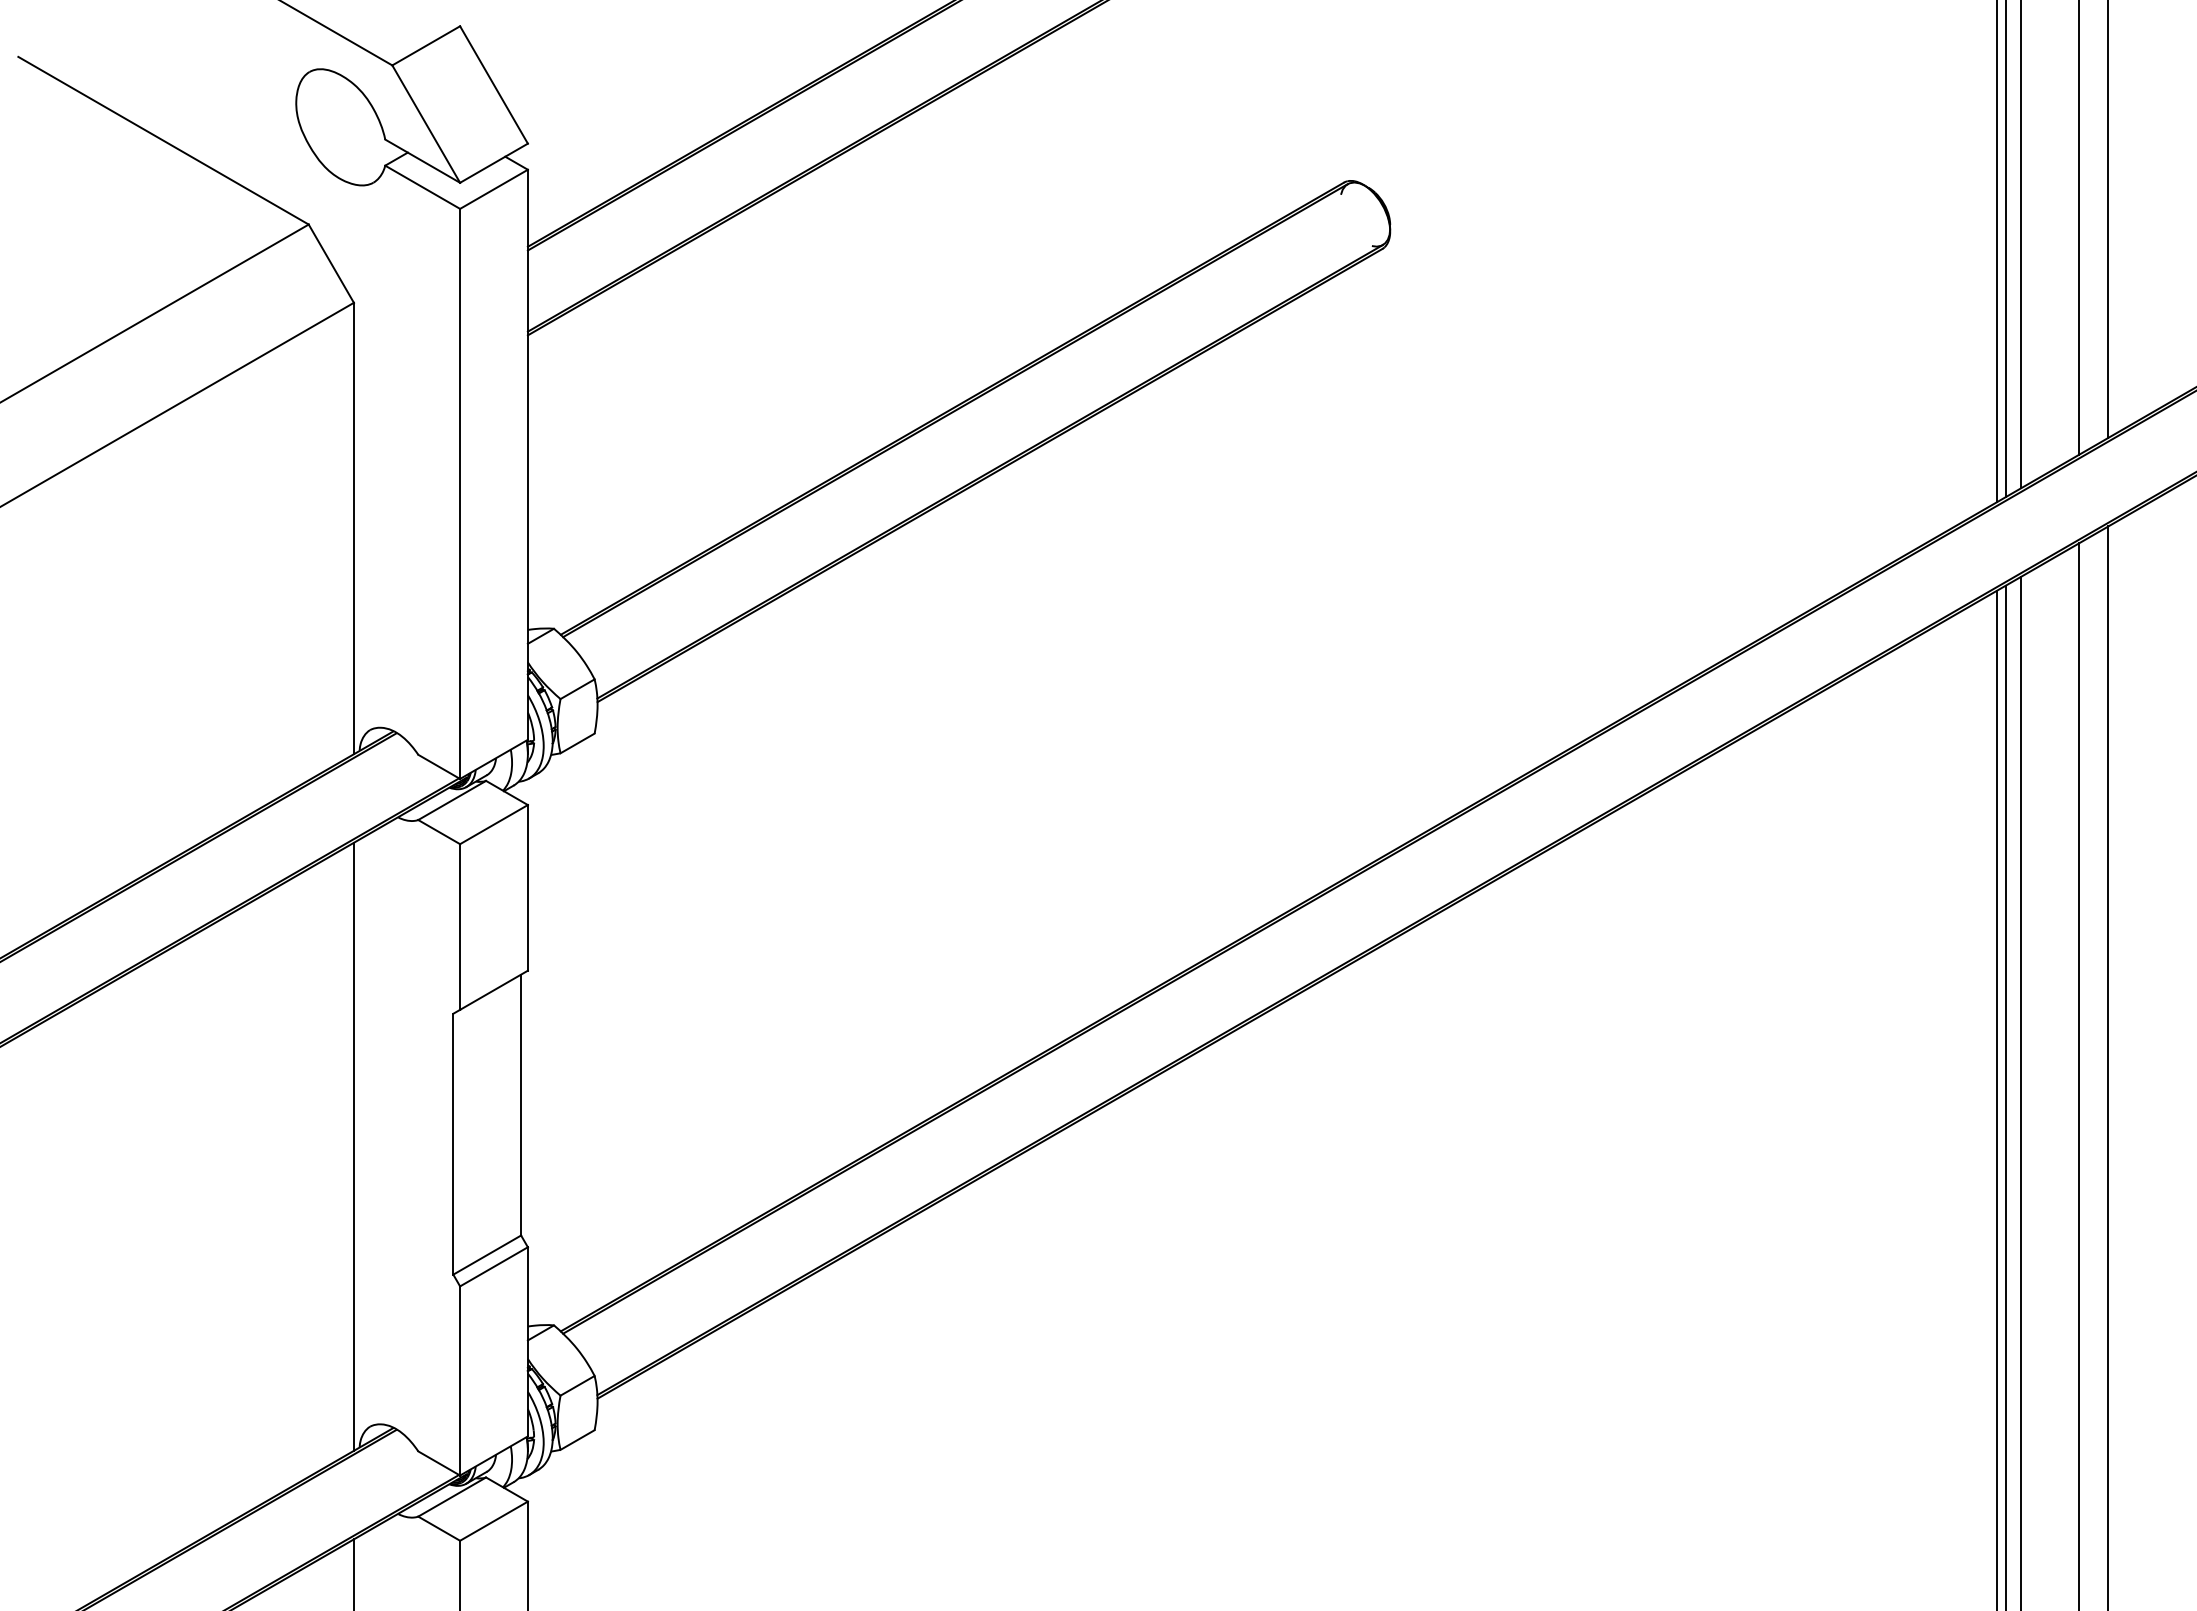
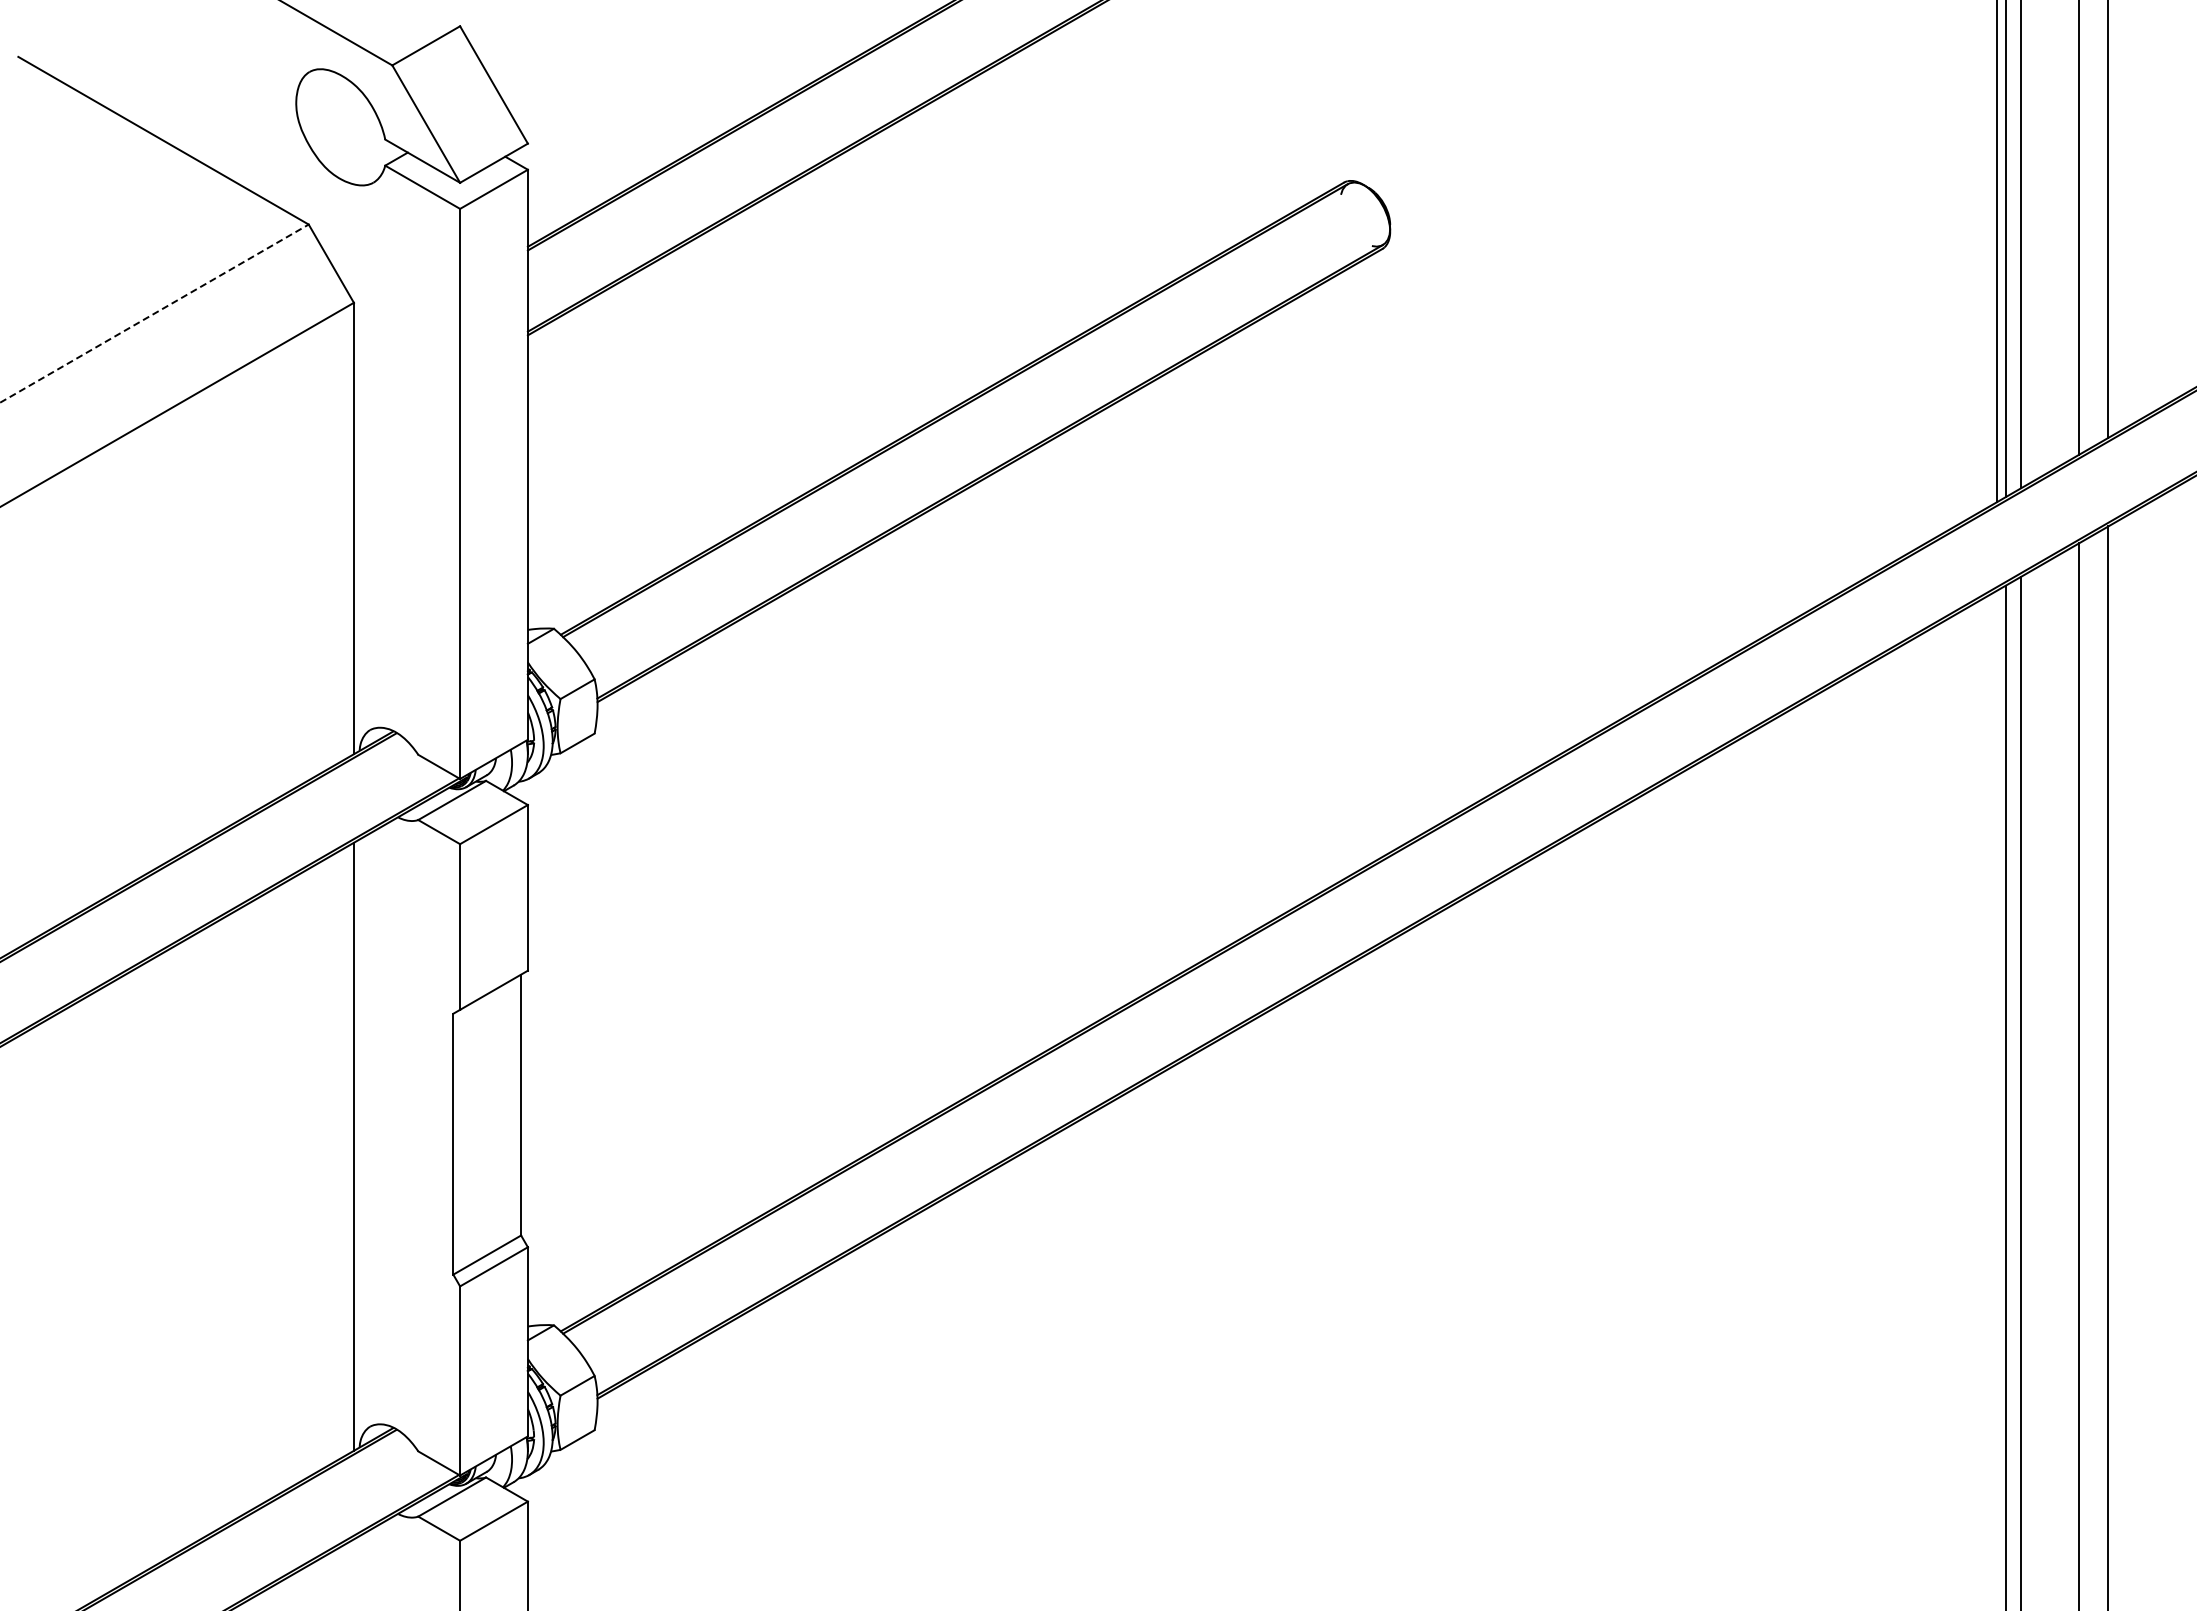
line: solid -> dashed (154, 313)
line: present -> none (1996, 1098)
line: present -> none (353, 1573)
